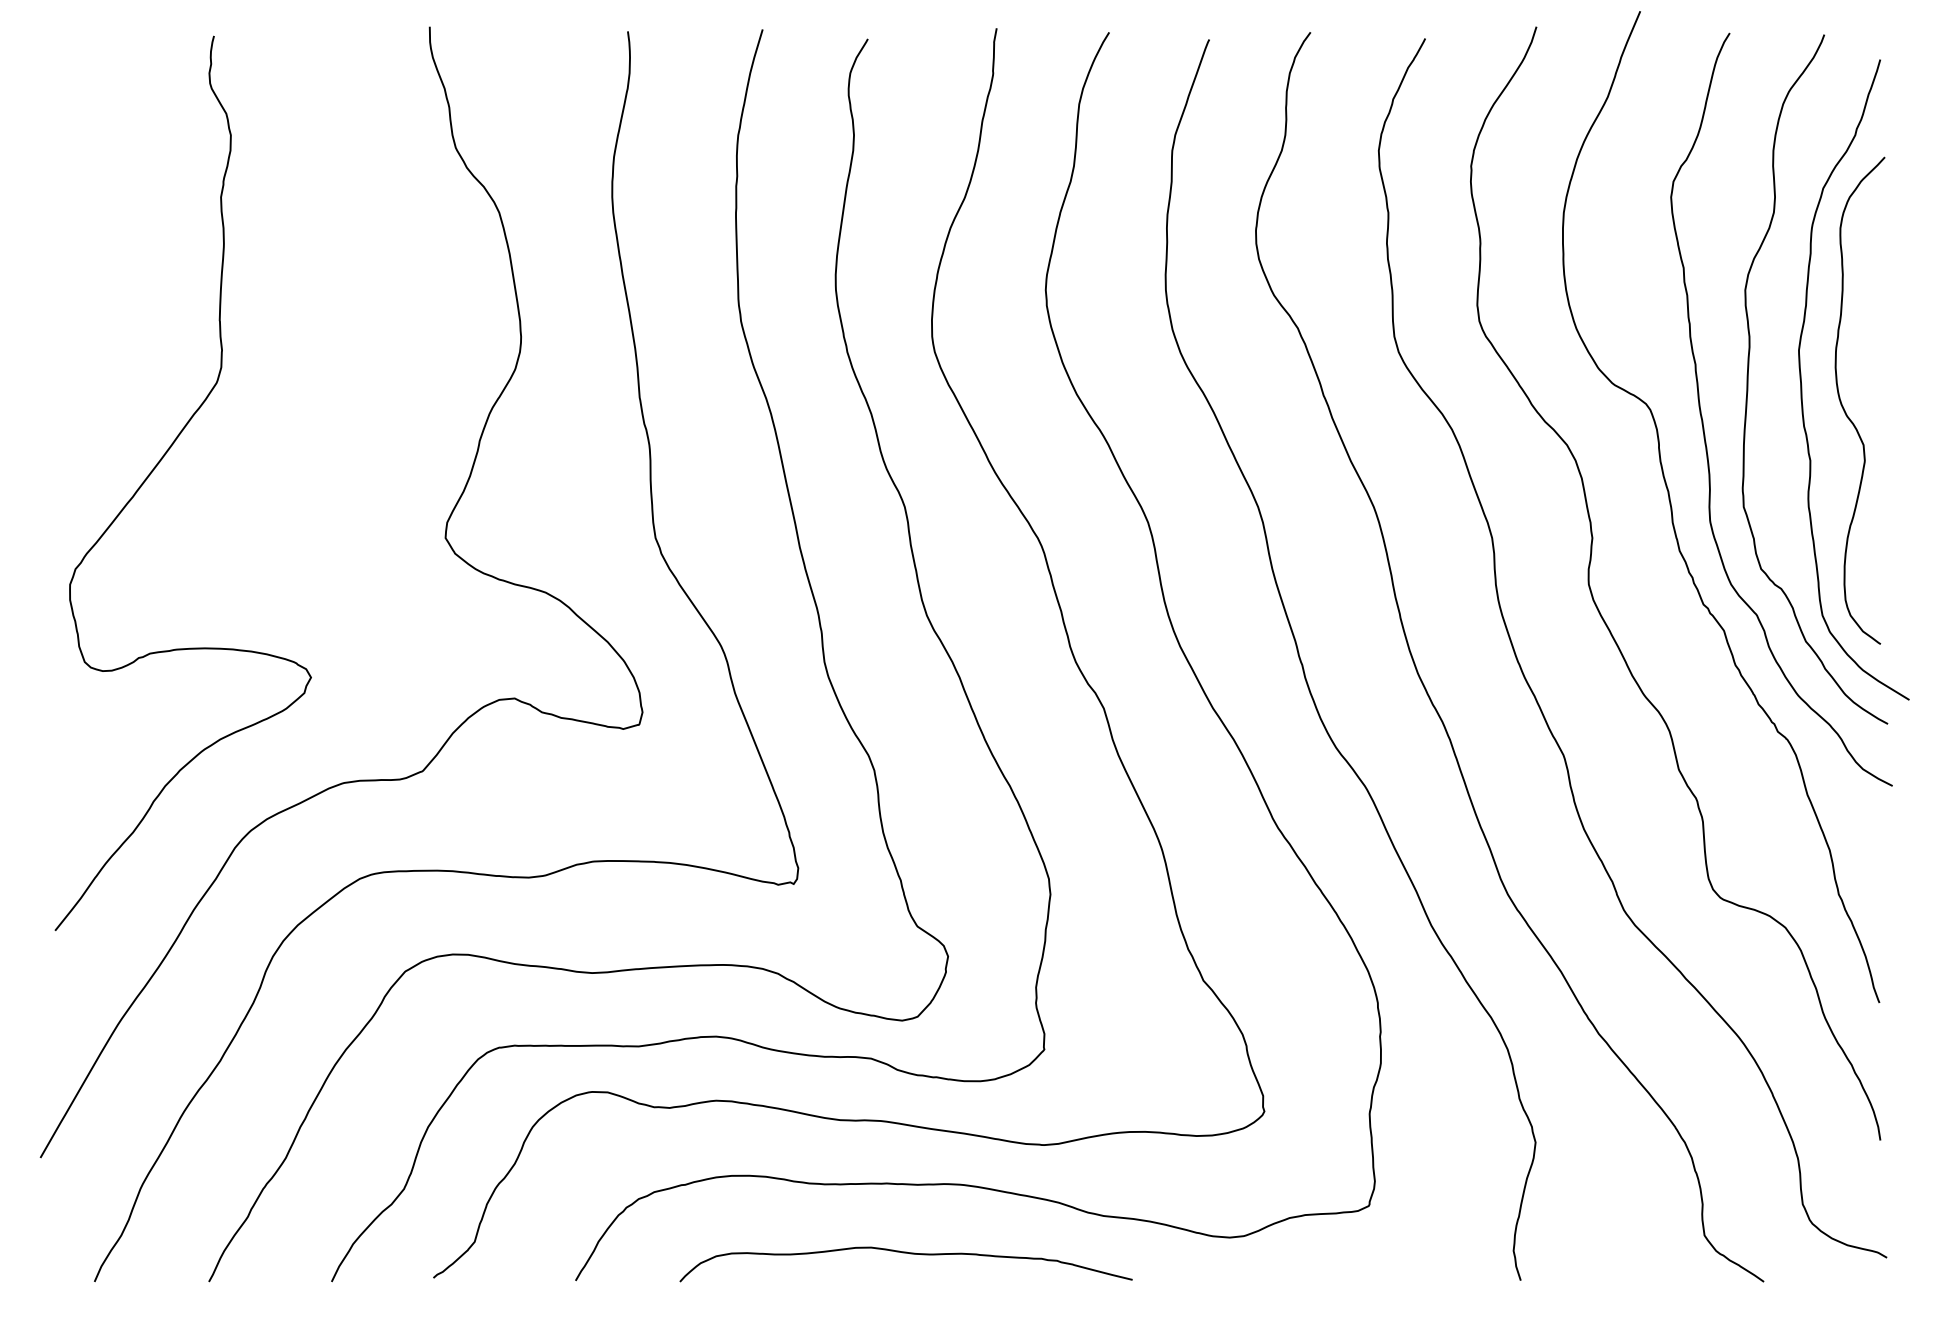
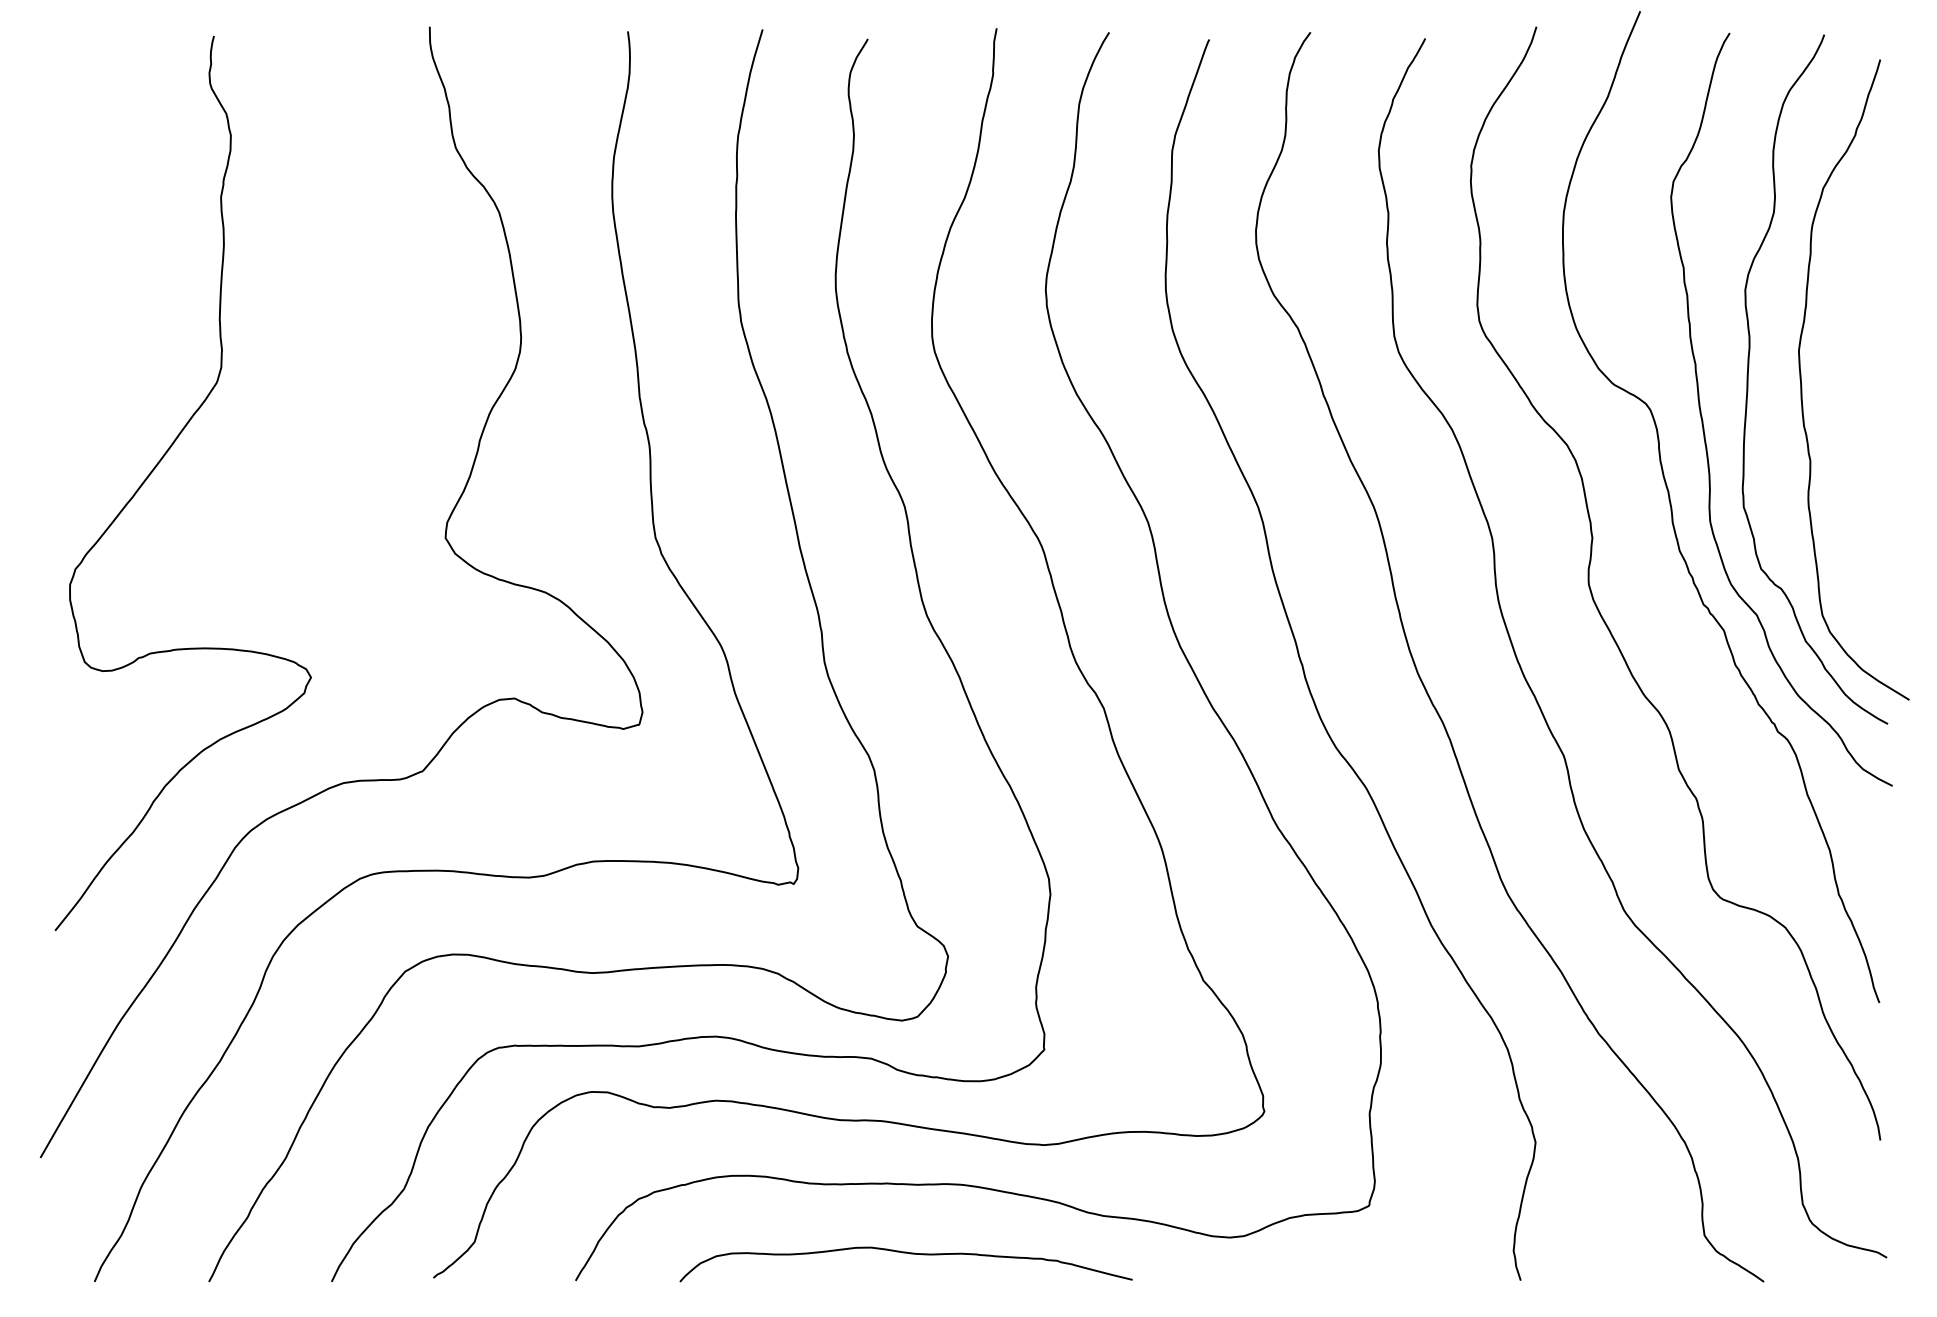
curve: present -> none (1844, 408)
